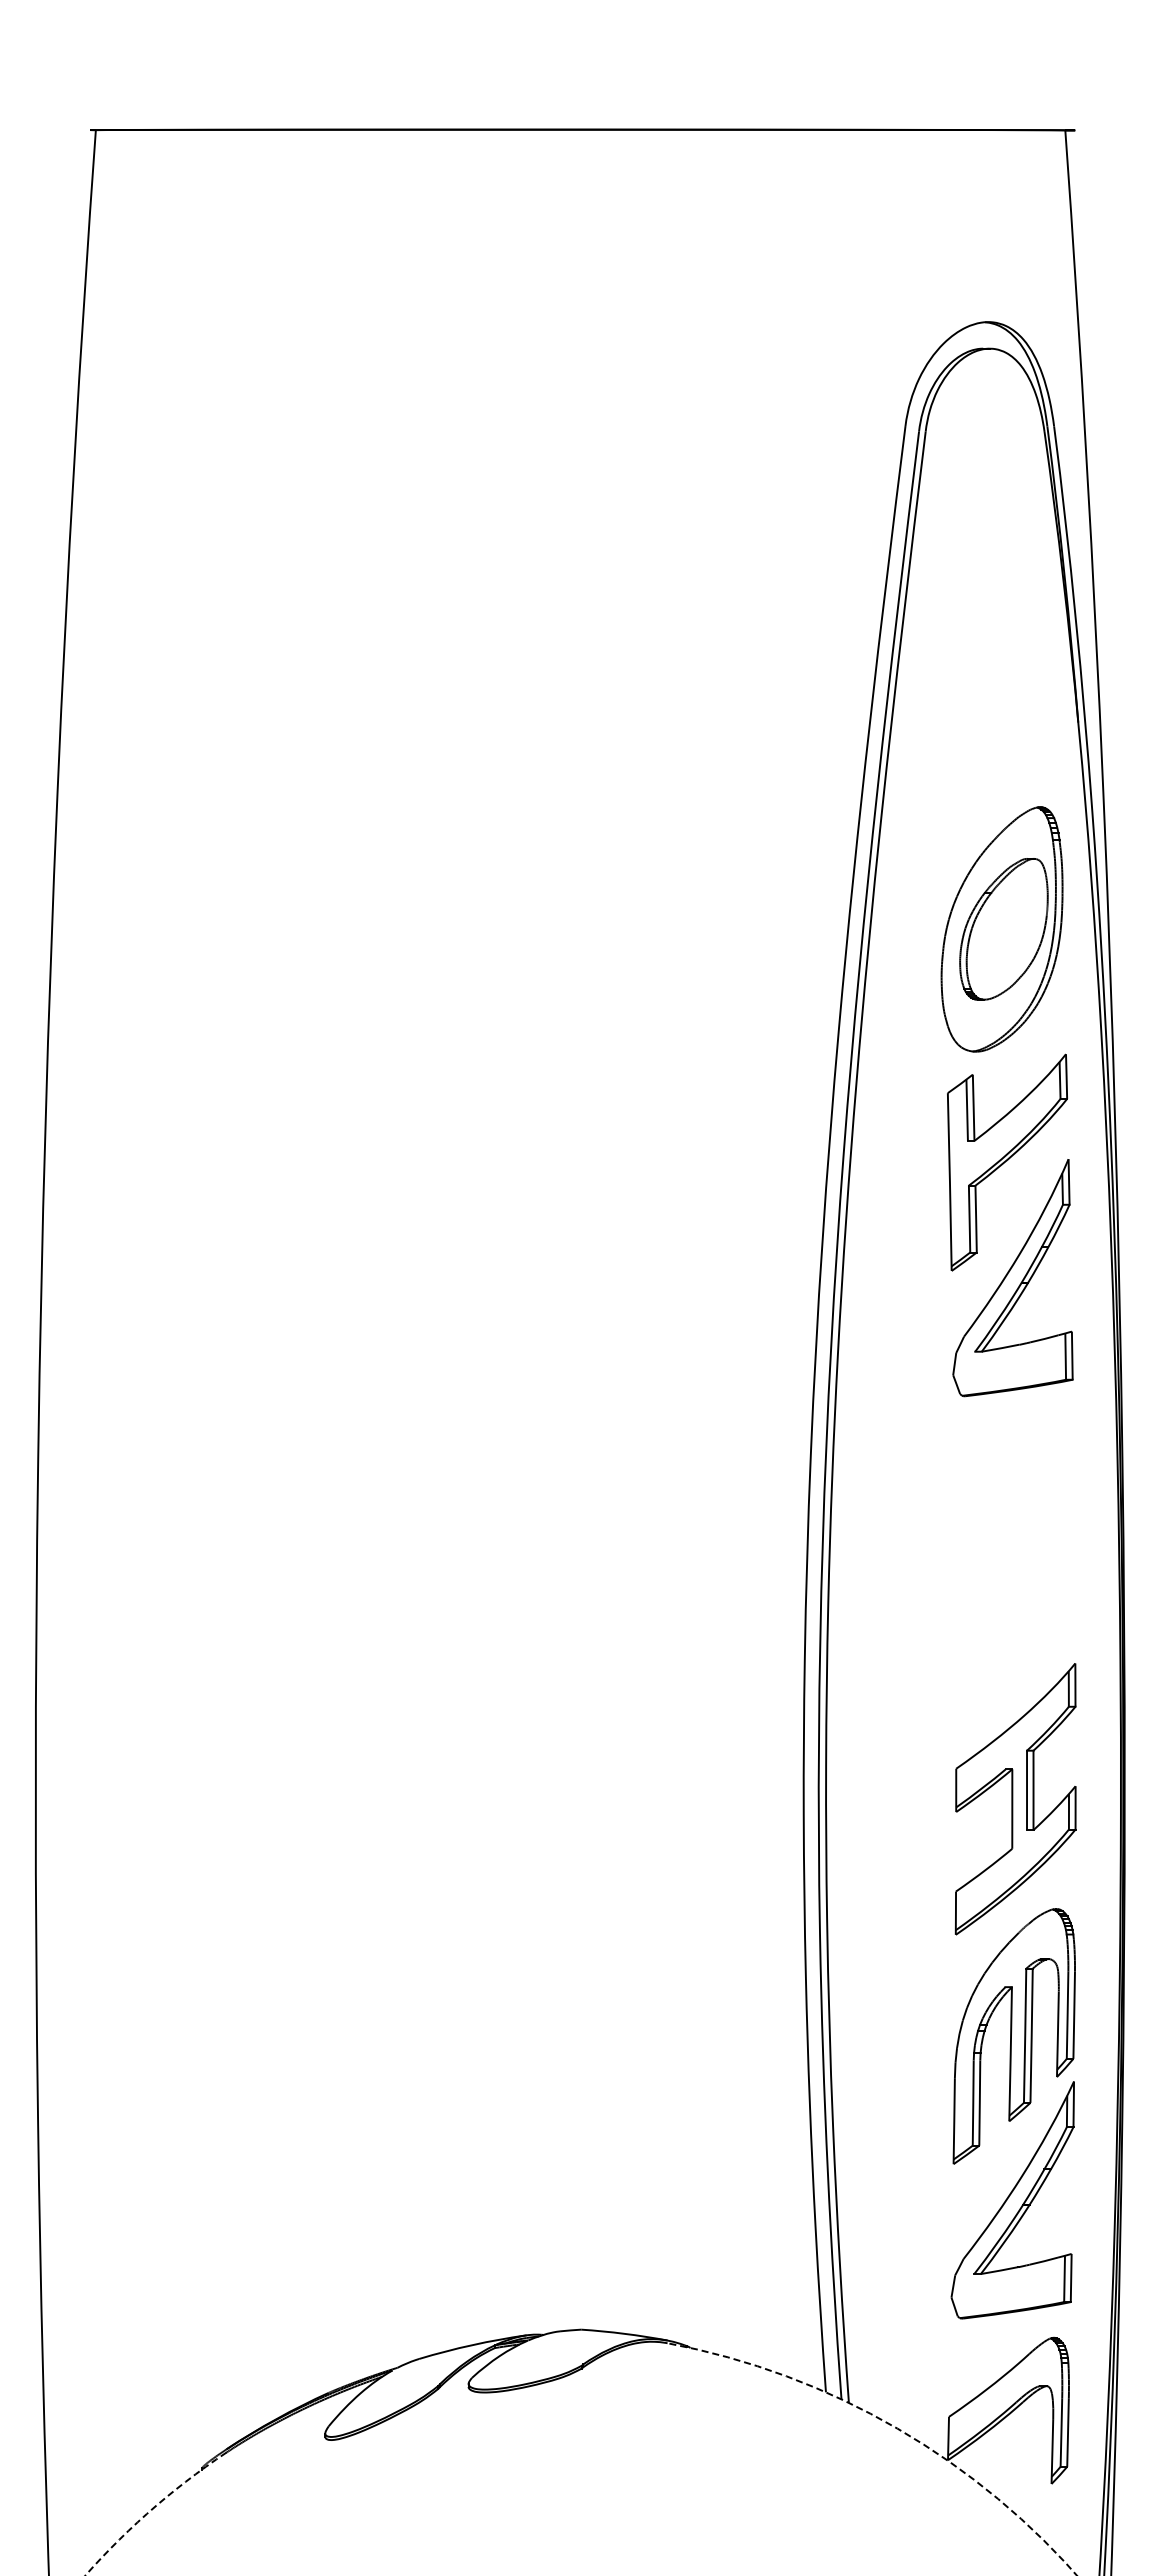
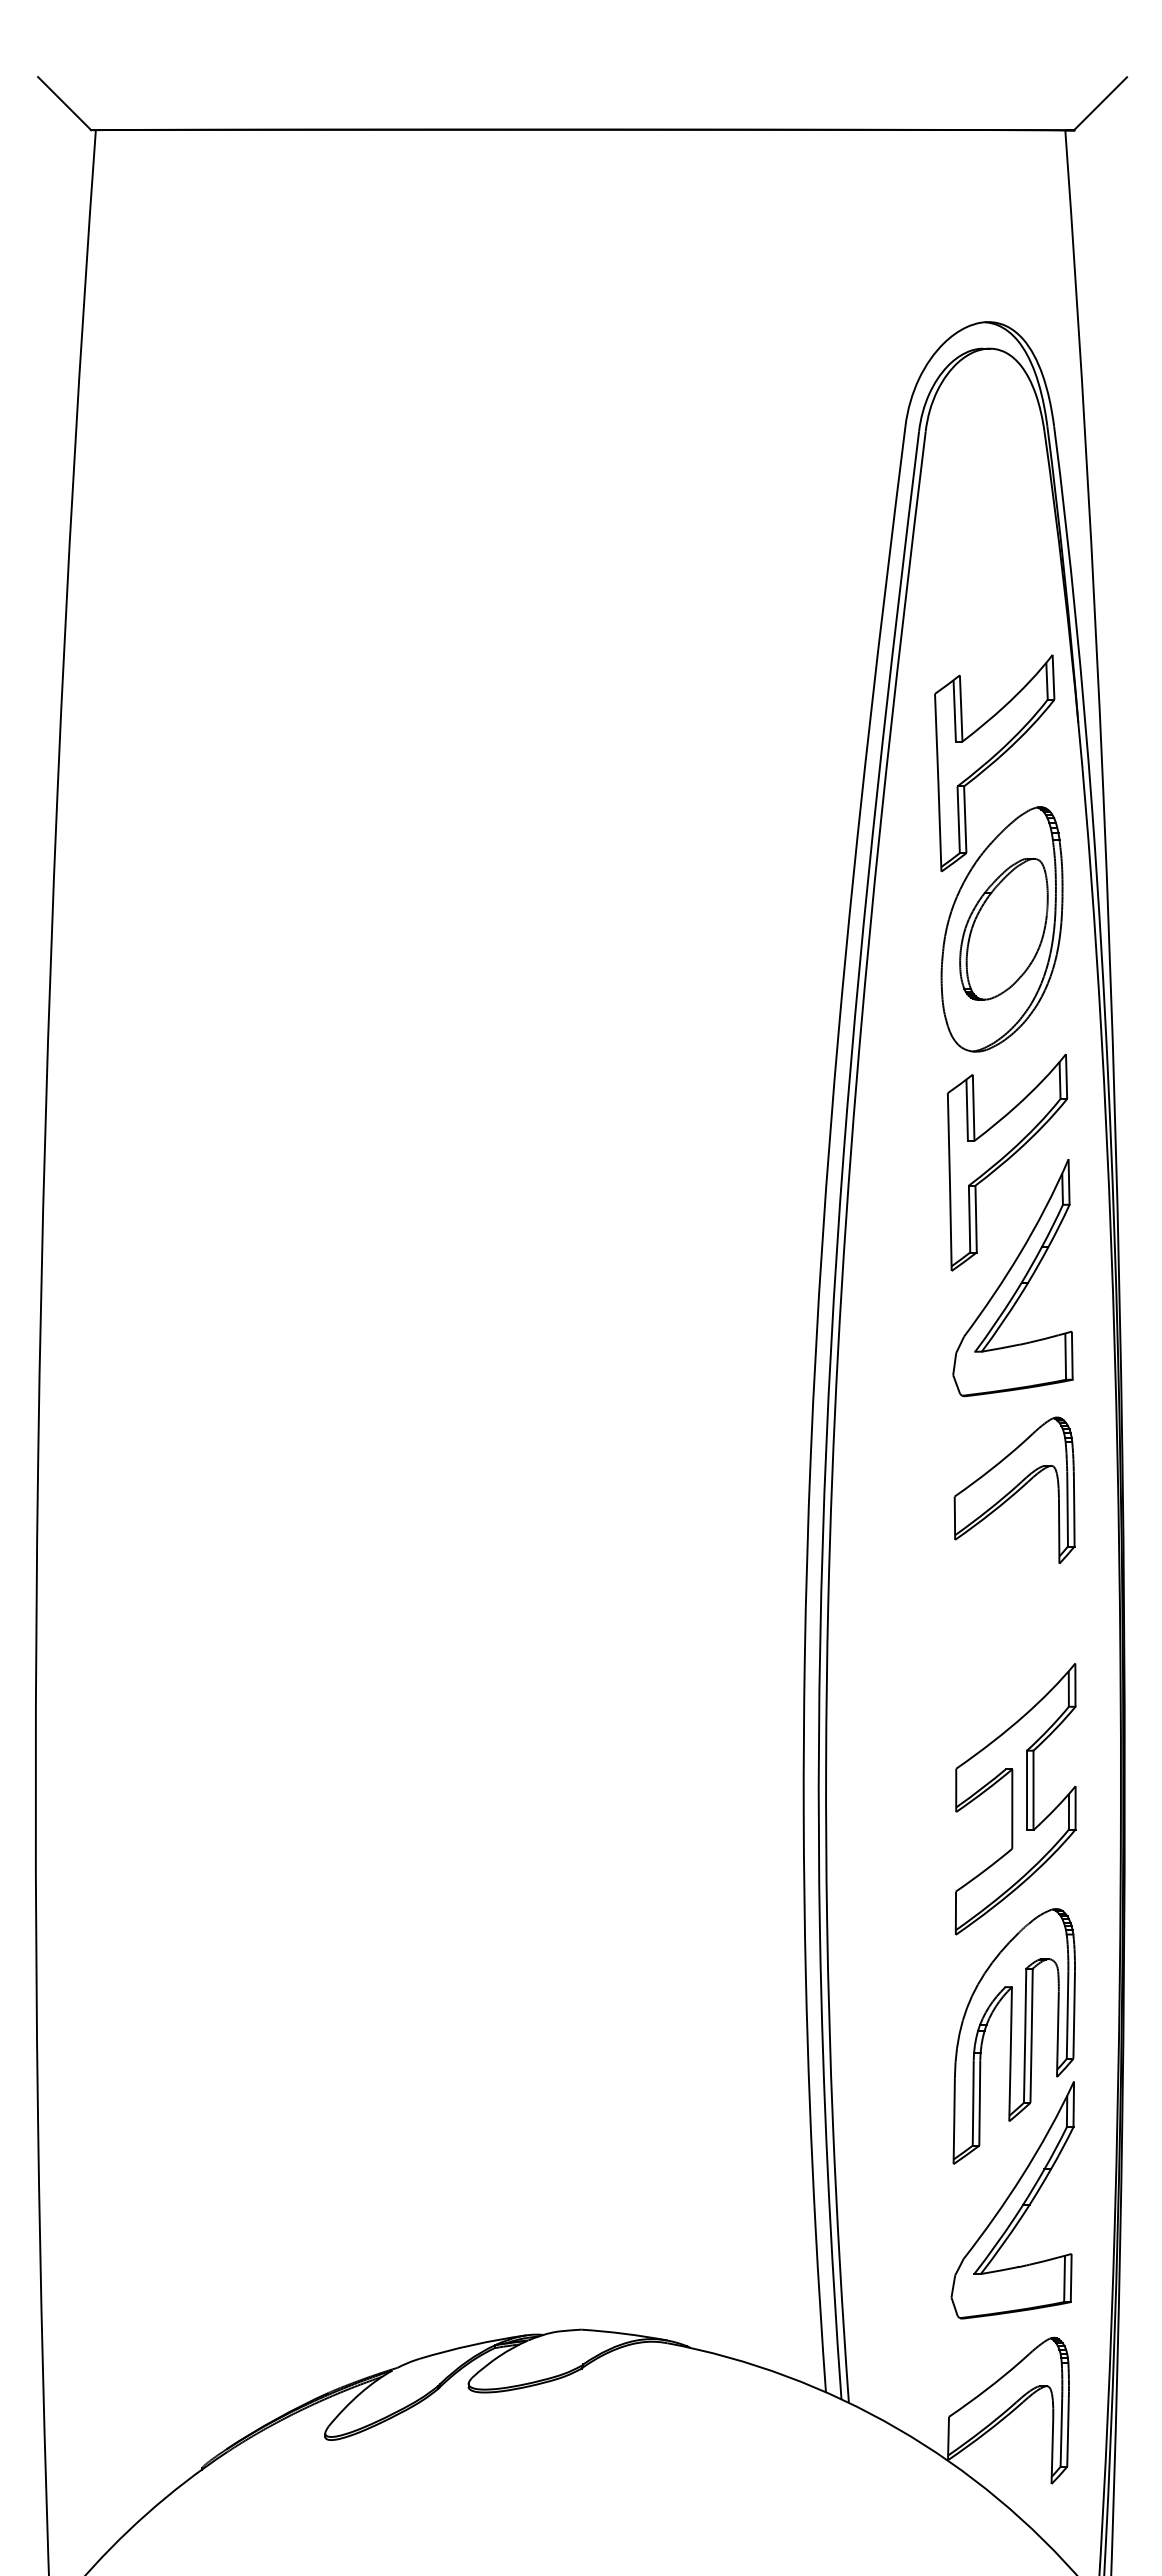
line: none -> present (64, 103)
line: none -> present (1100, 103)
part: none -> present (994, 763)
part: none -> present (1014, 1489)
arc: dashed -> solid (891, 2425)
arc: dashed -> solid (151, 2510)
